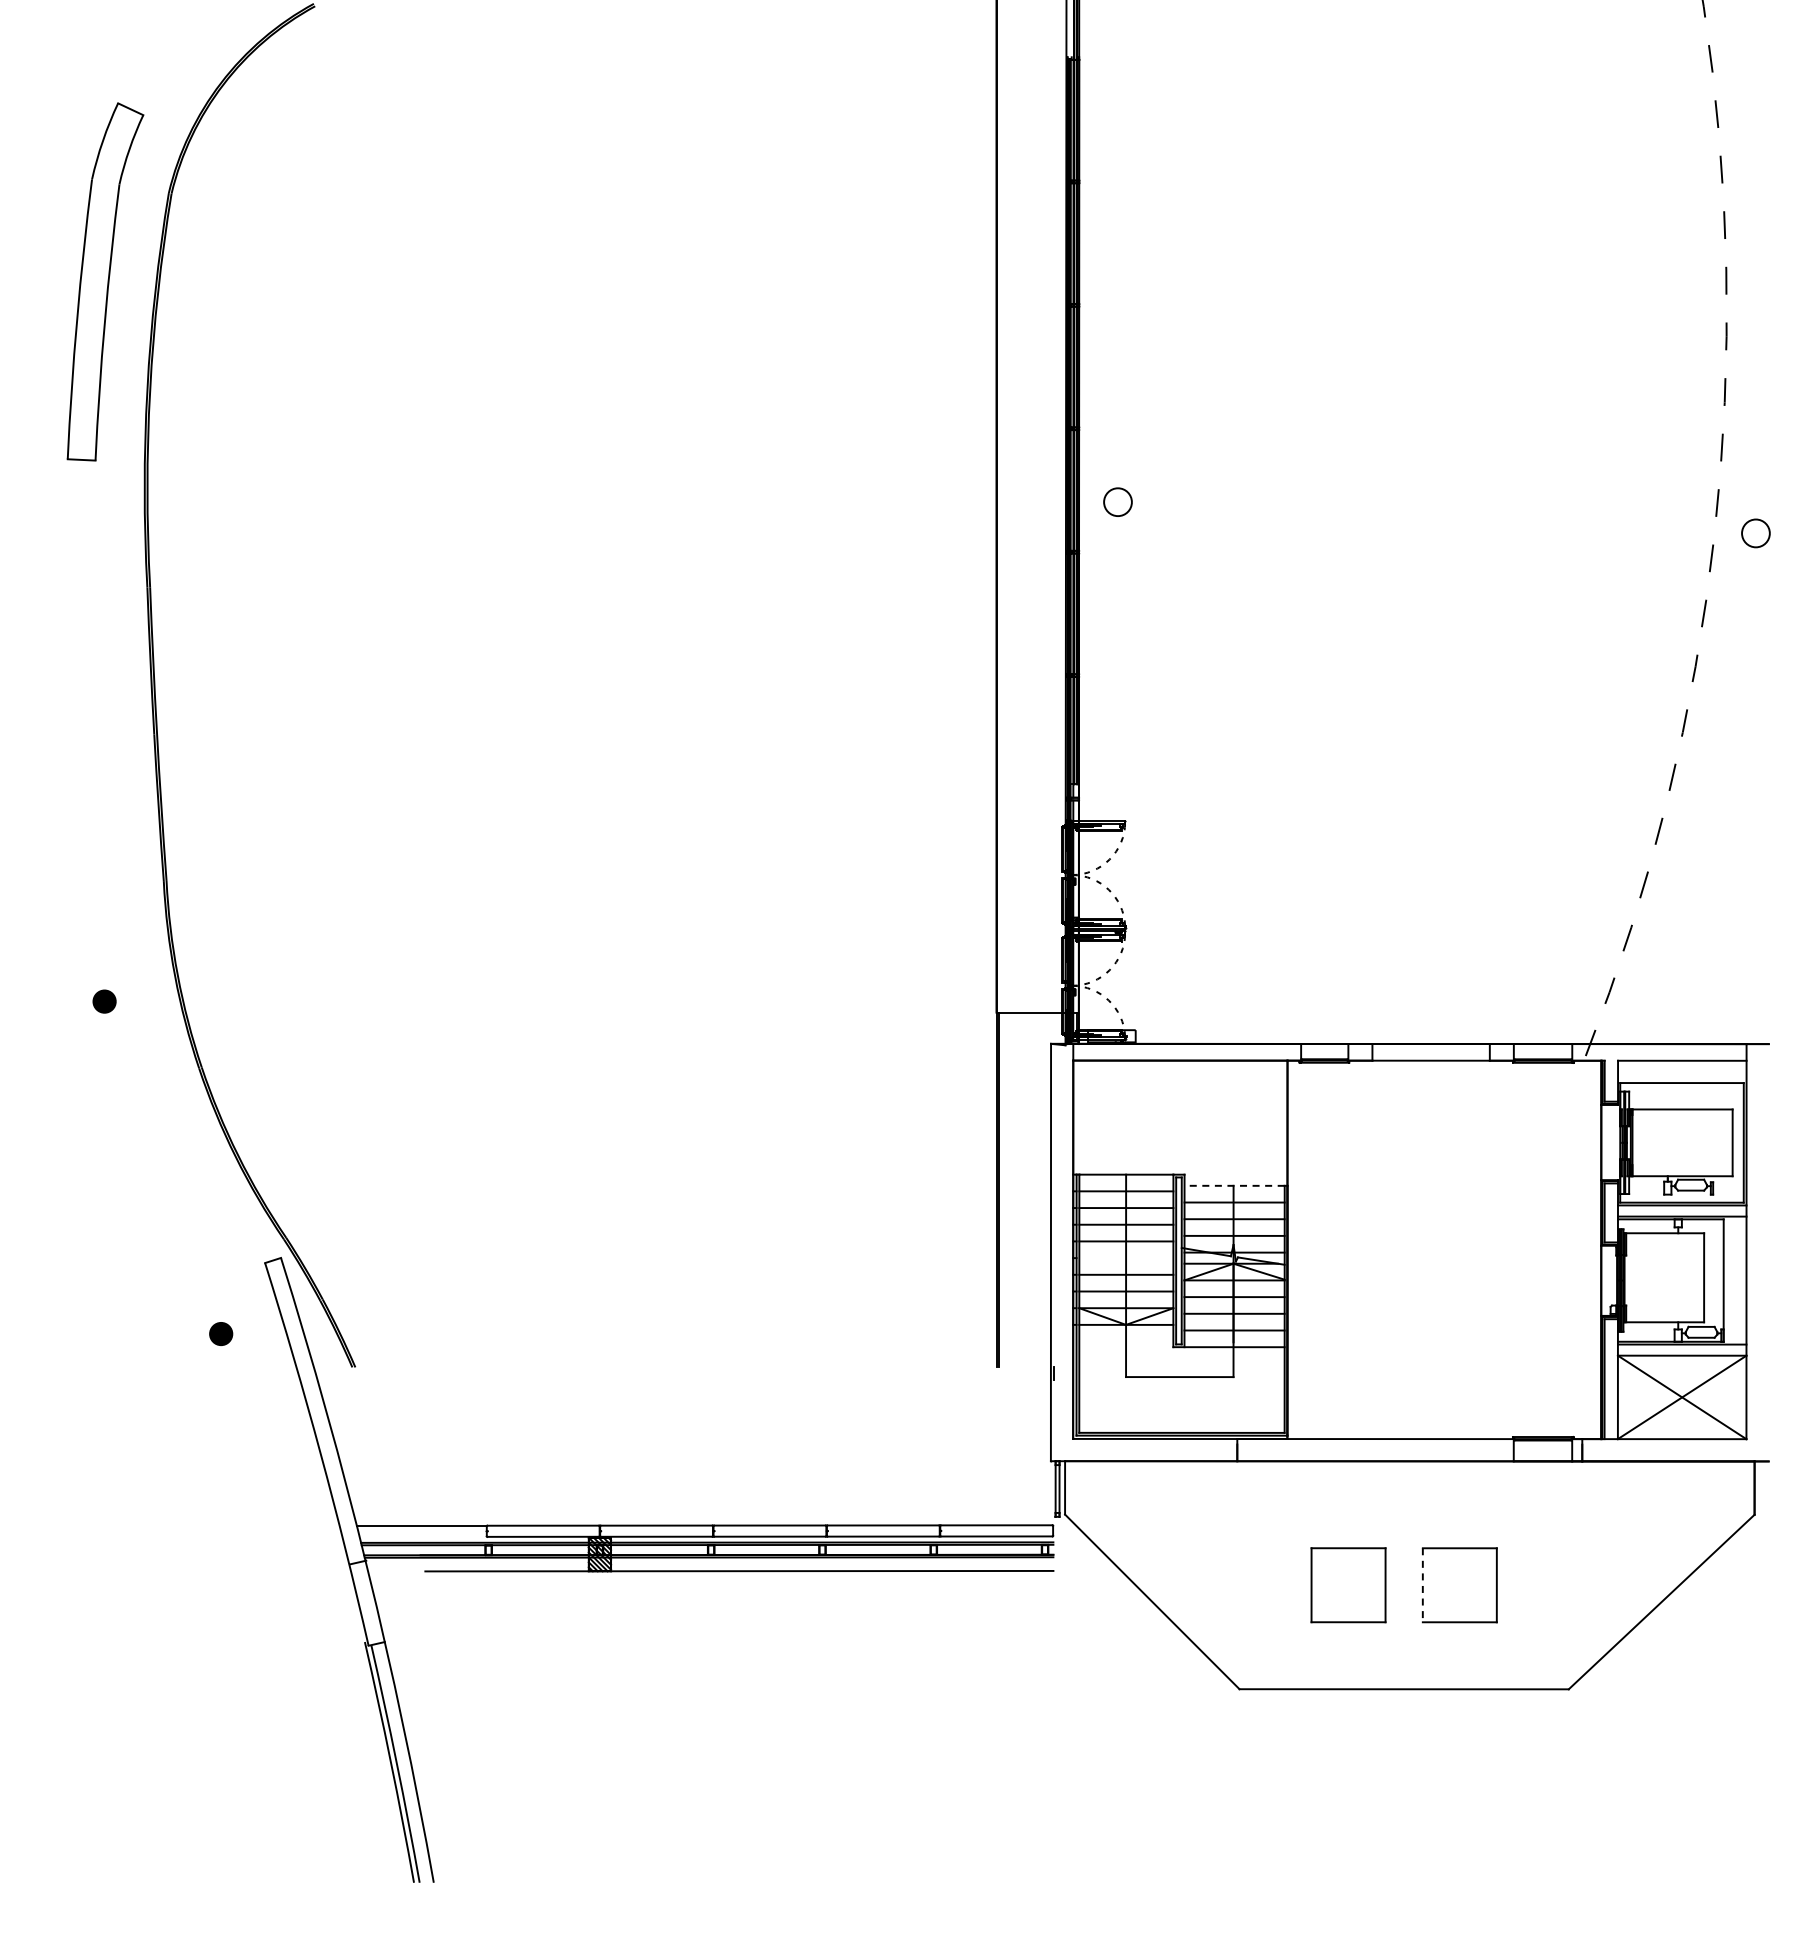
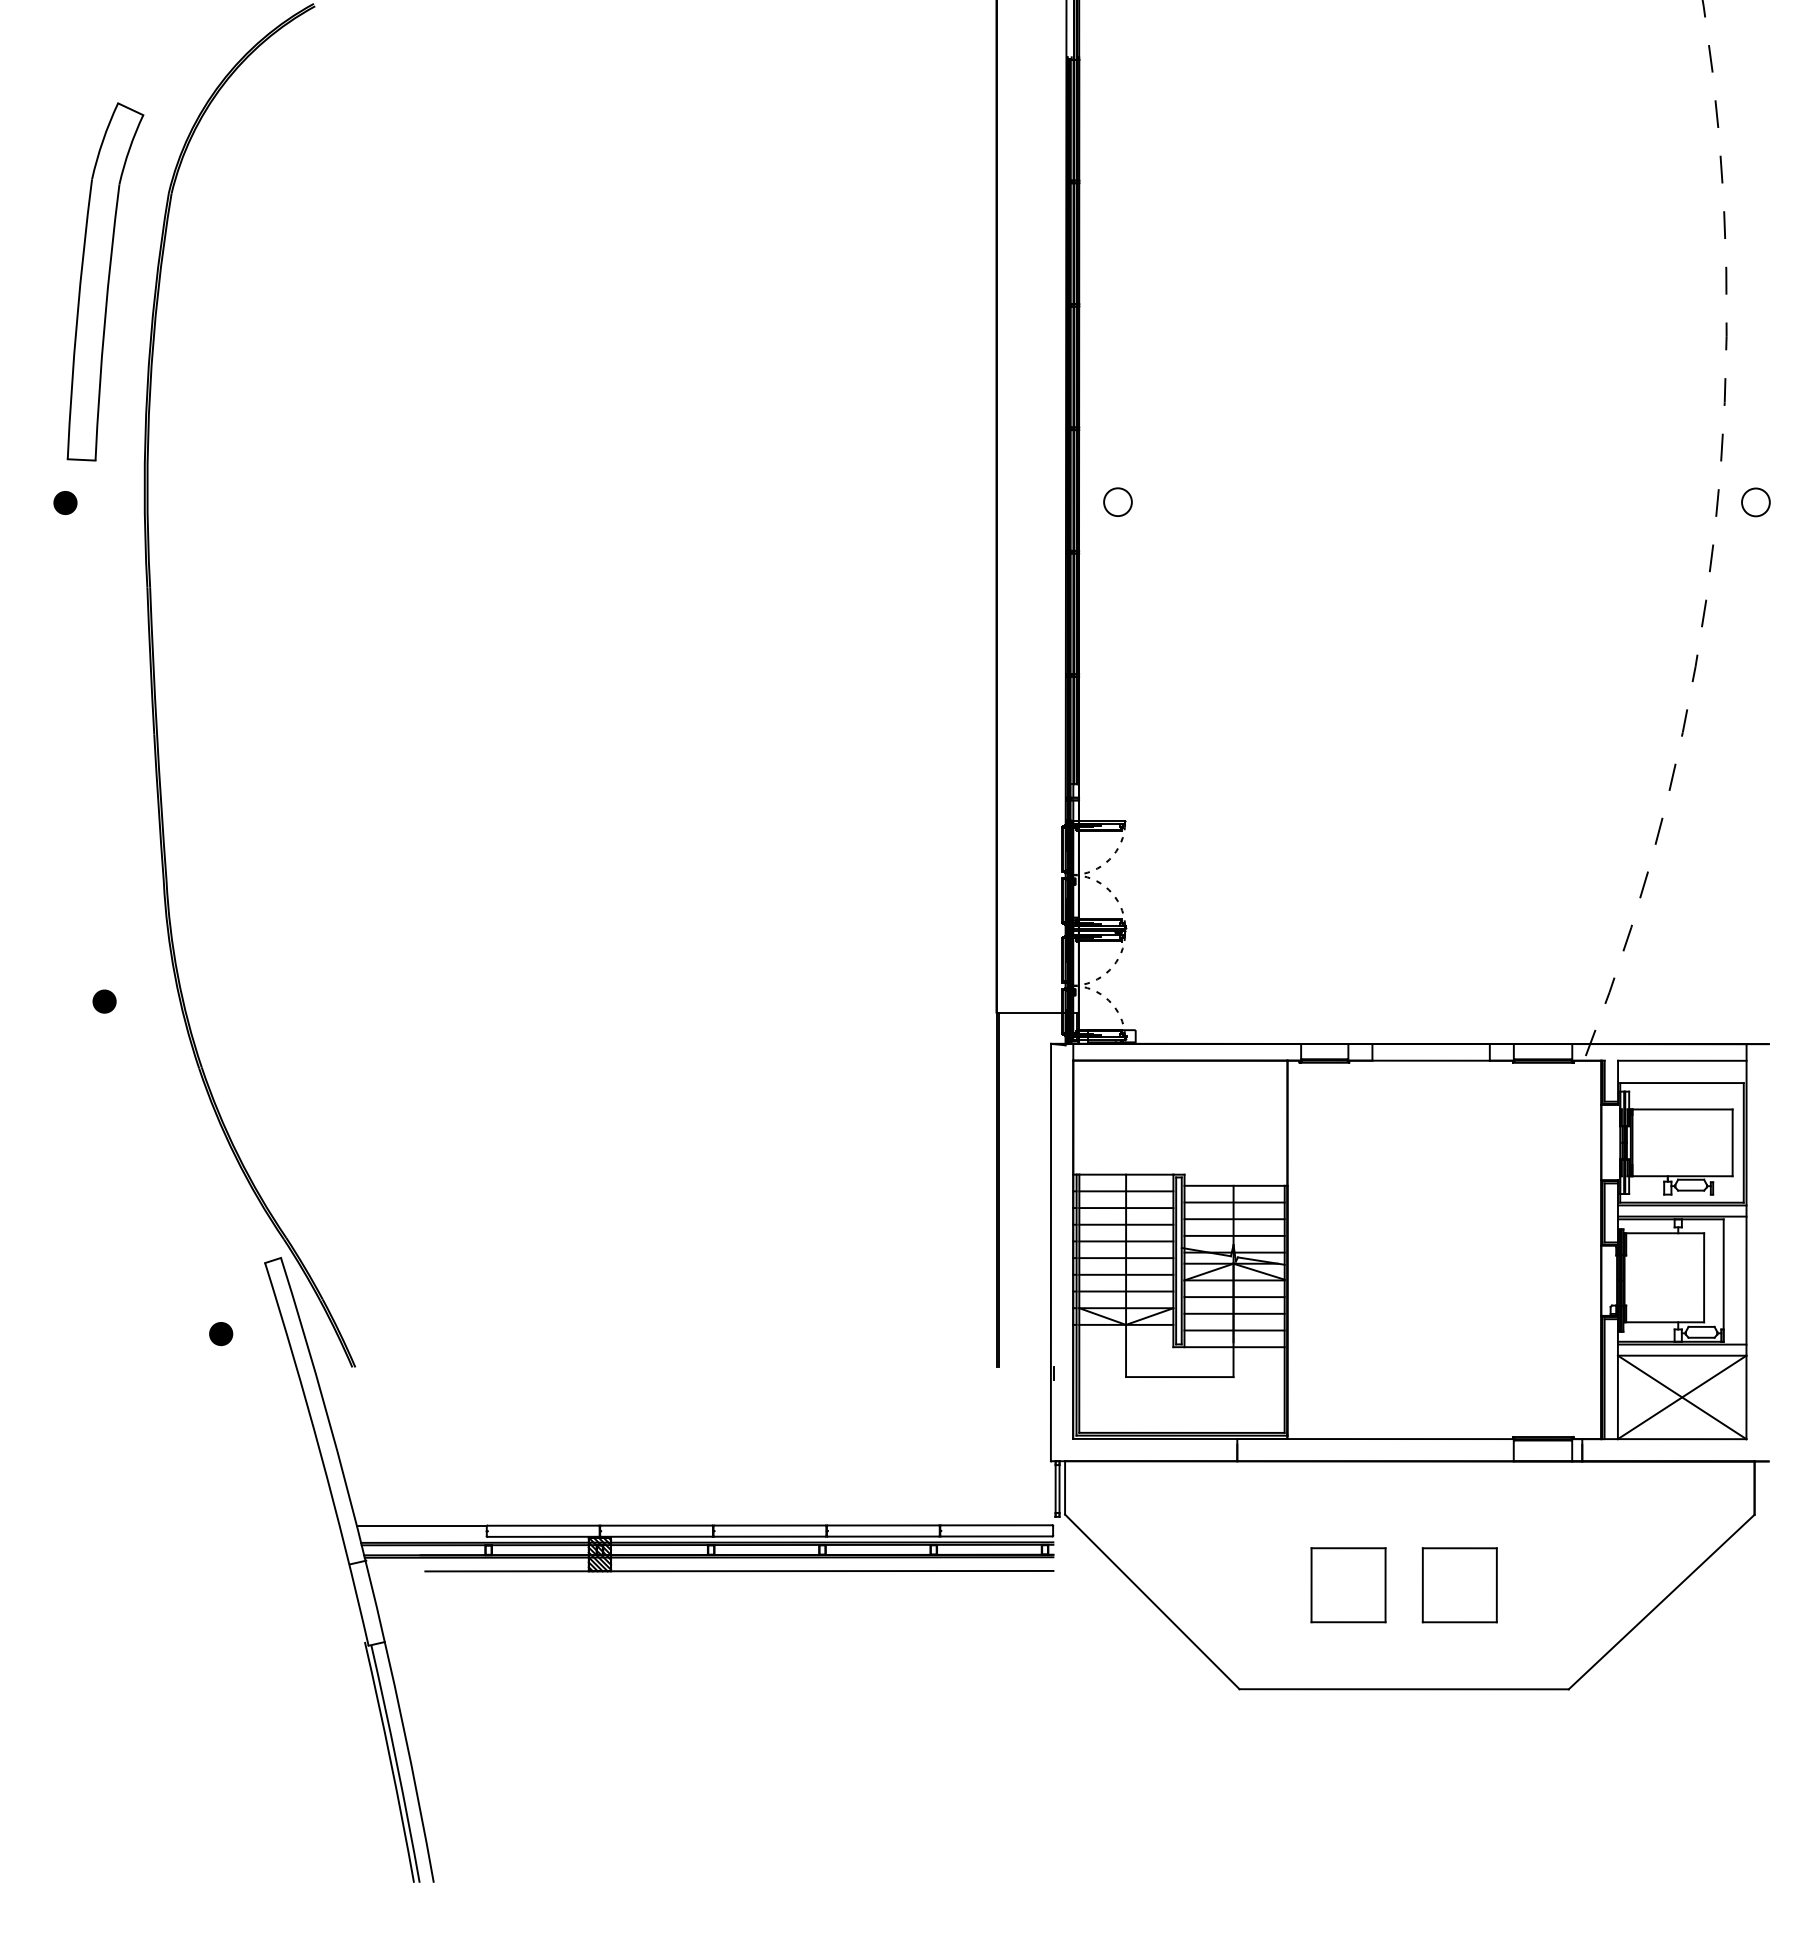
part: none -> present (65, 502)
circle position: (1755, 533) -> (1755, 502) (1755, 502)
line: dashed -> solid (1234, 1185)
line: none -> present (1126, 1258)
line: dashed -> solid (1422, 1585)
